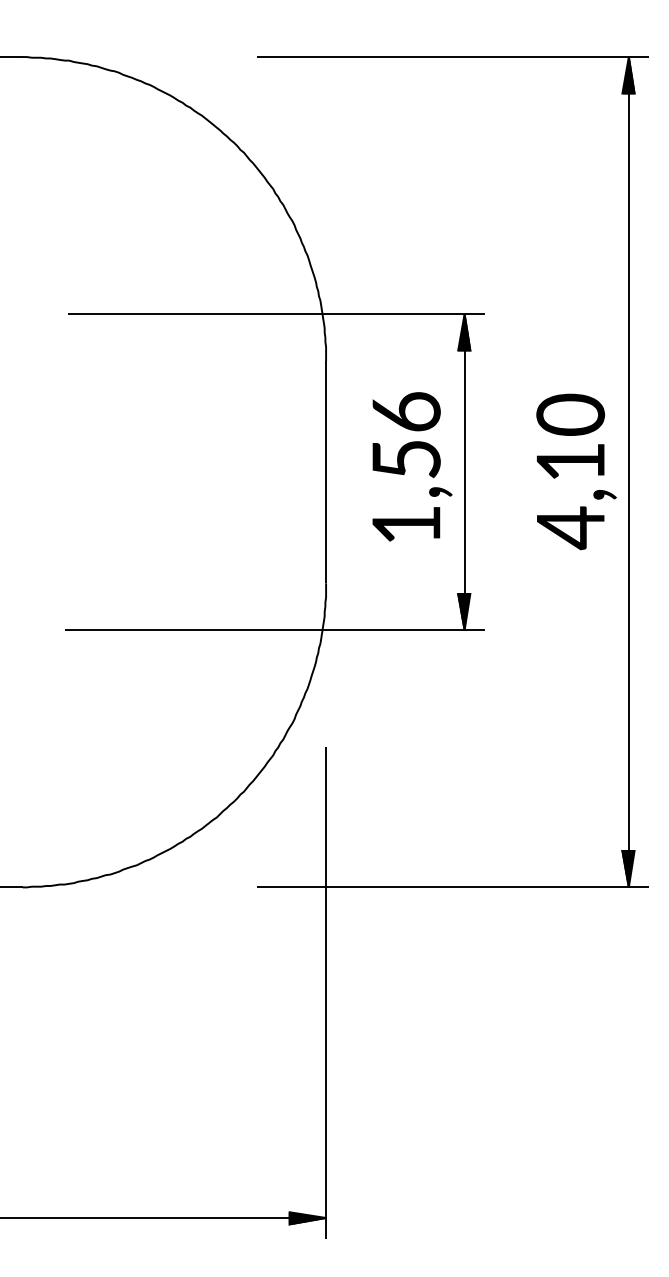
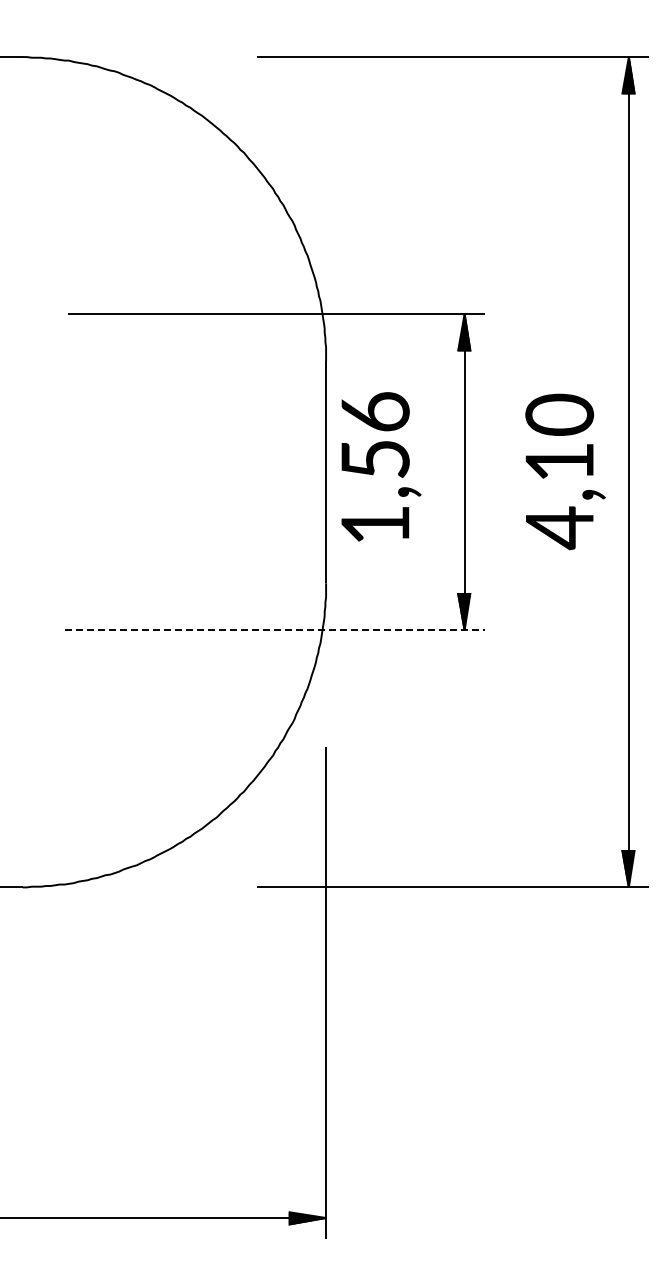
text position: (412, 466) -> (381, 466) (381, 466)
text position: (576, 471) -> (565, 471) (565, 471)
line: solid -> dashed (274, 630)
